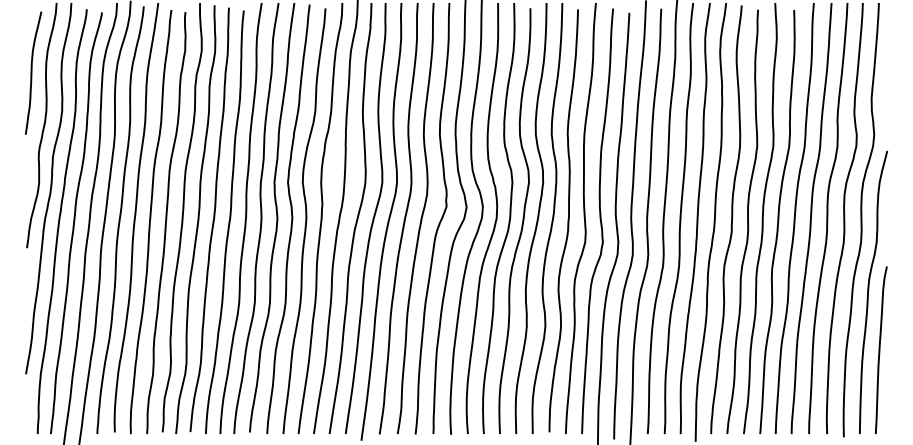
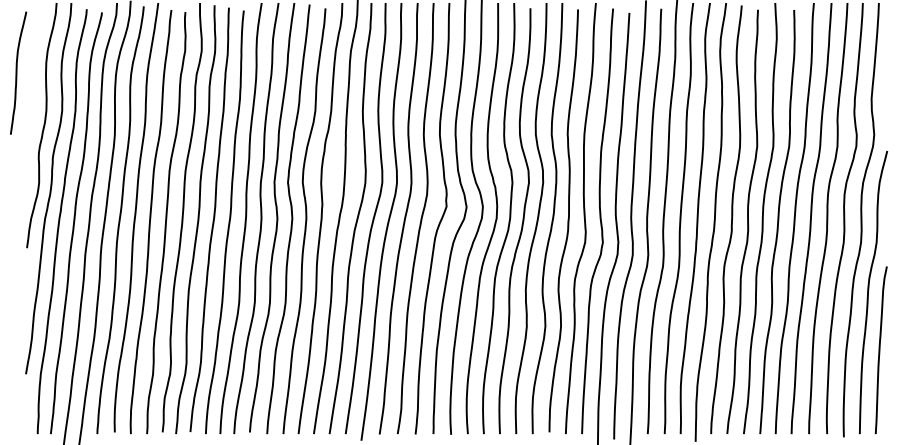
curve position: (32, 72) -> (17, 72) (17, 72)
